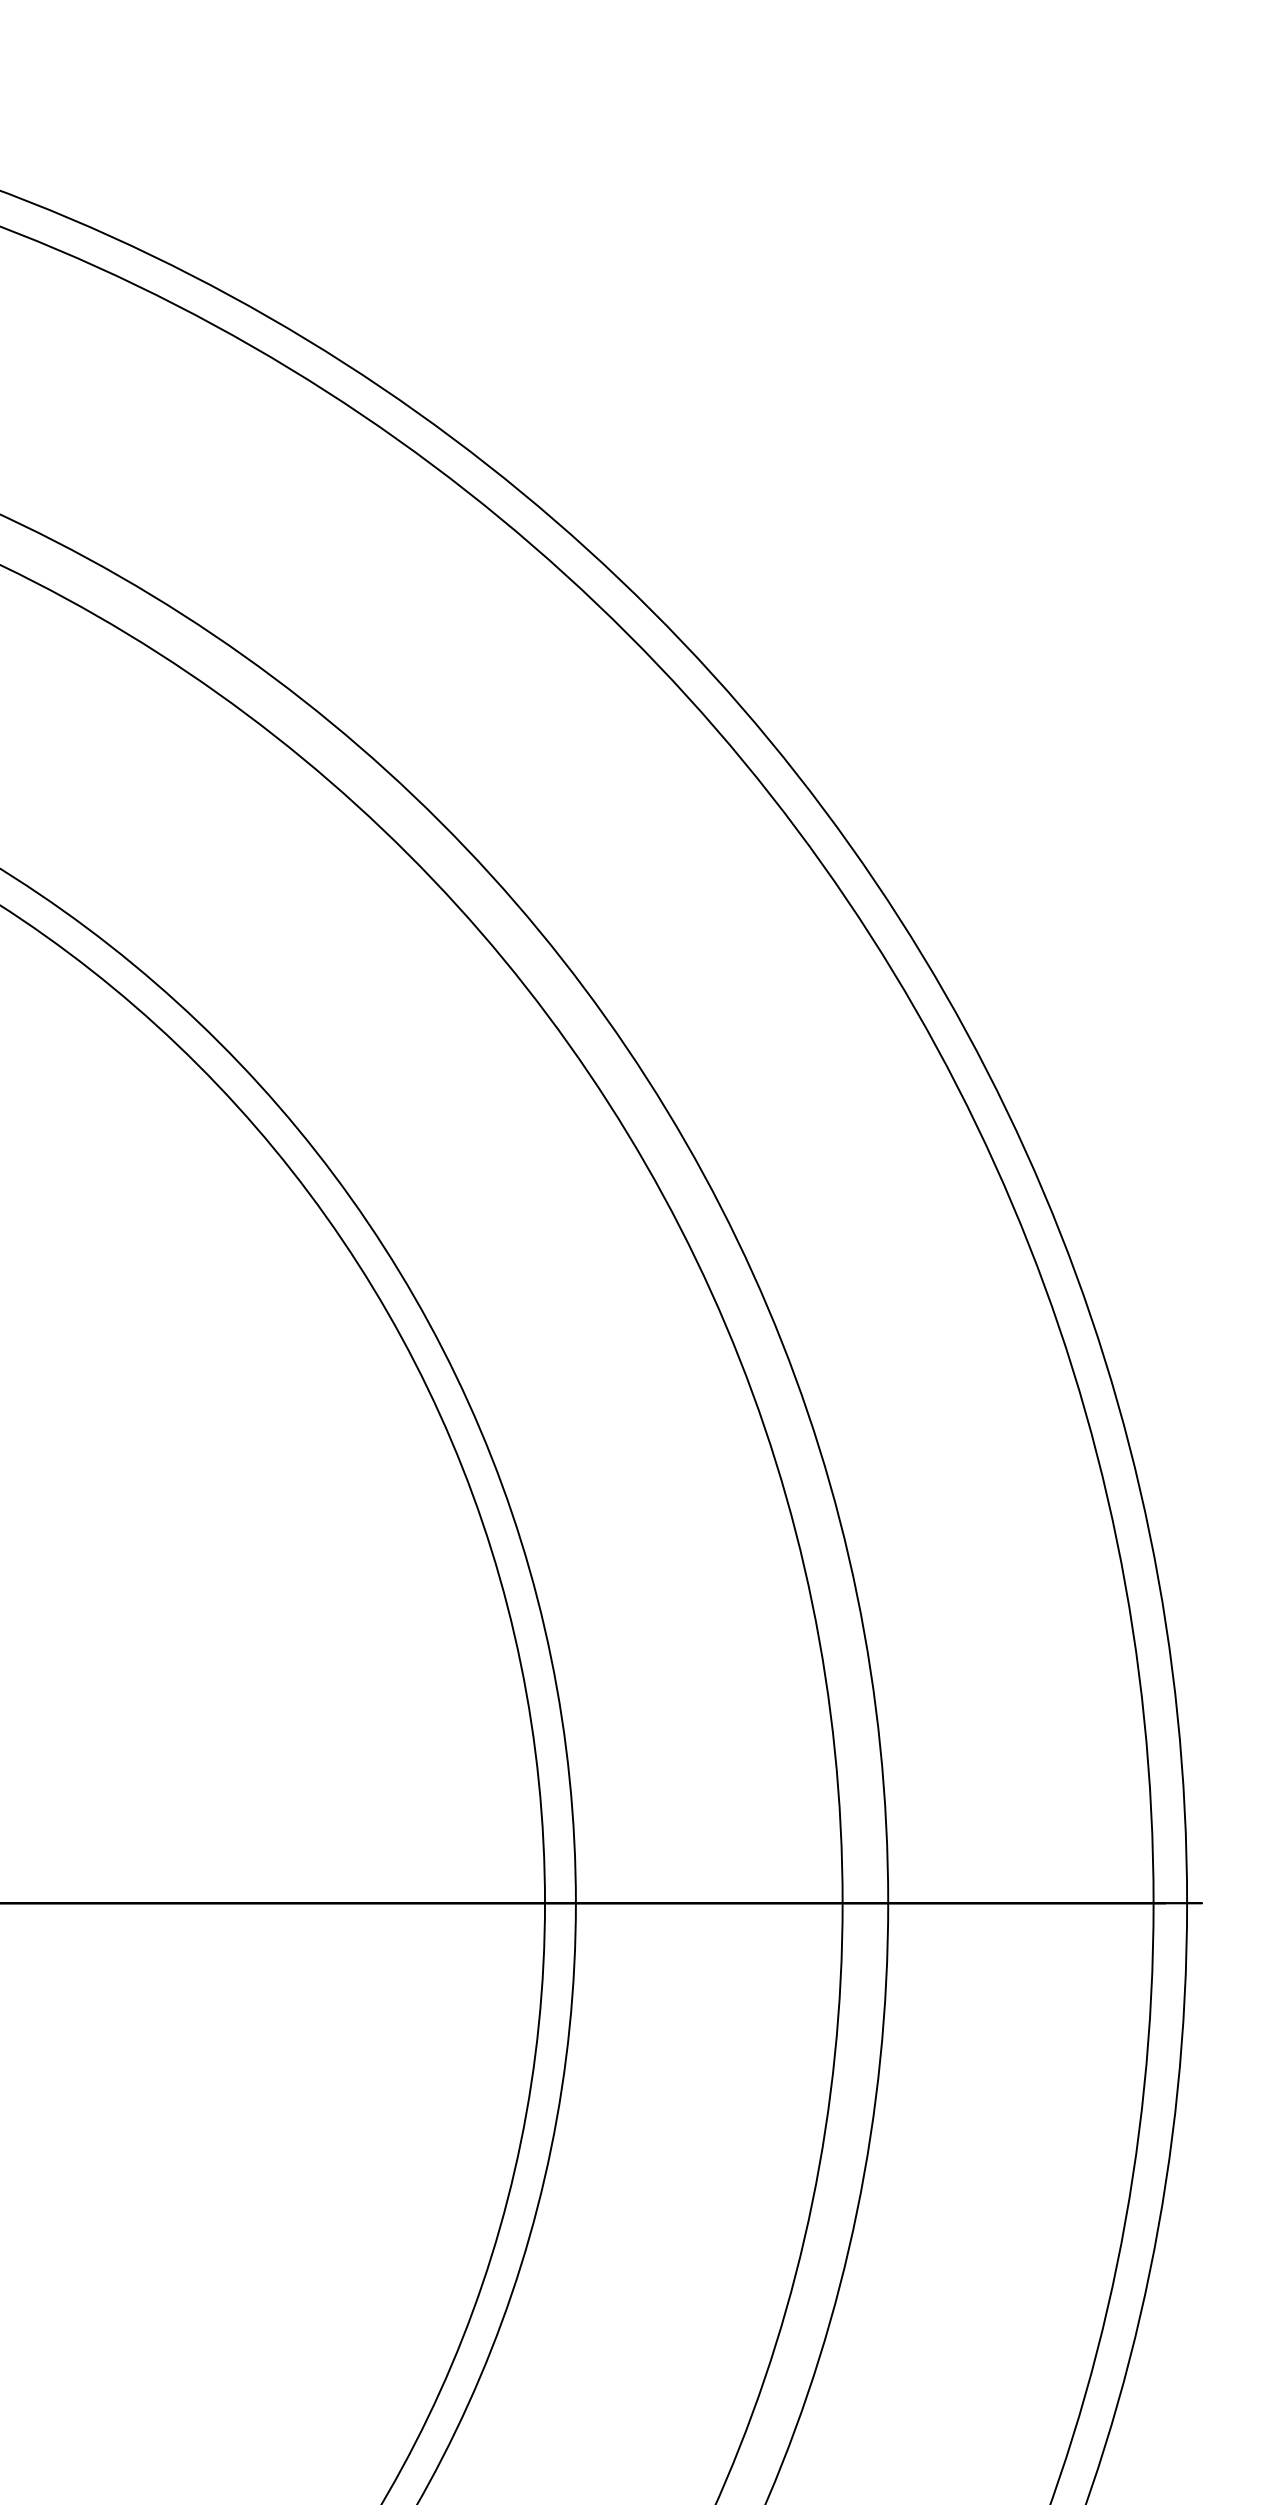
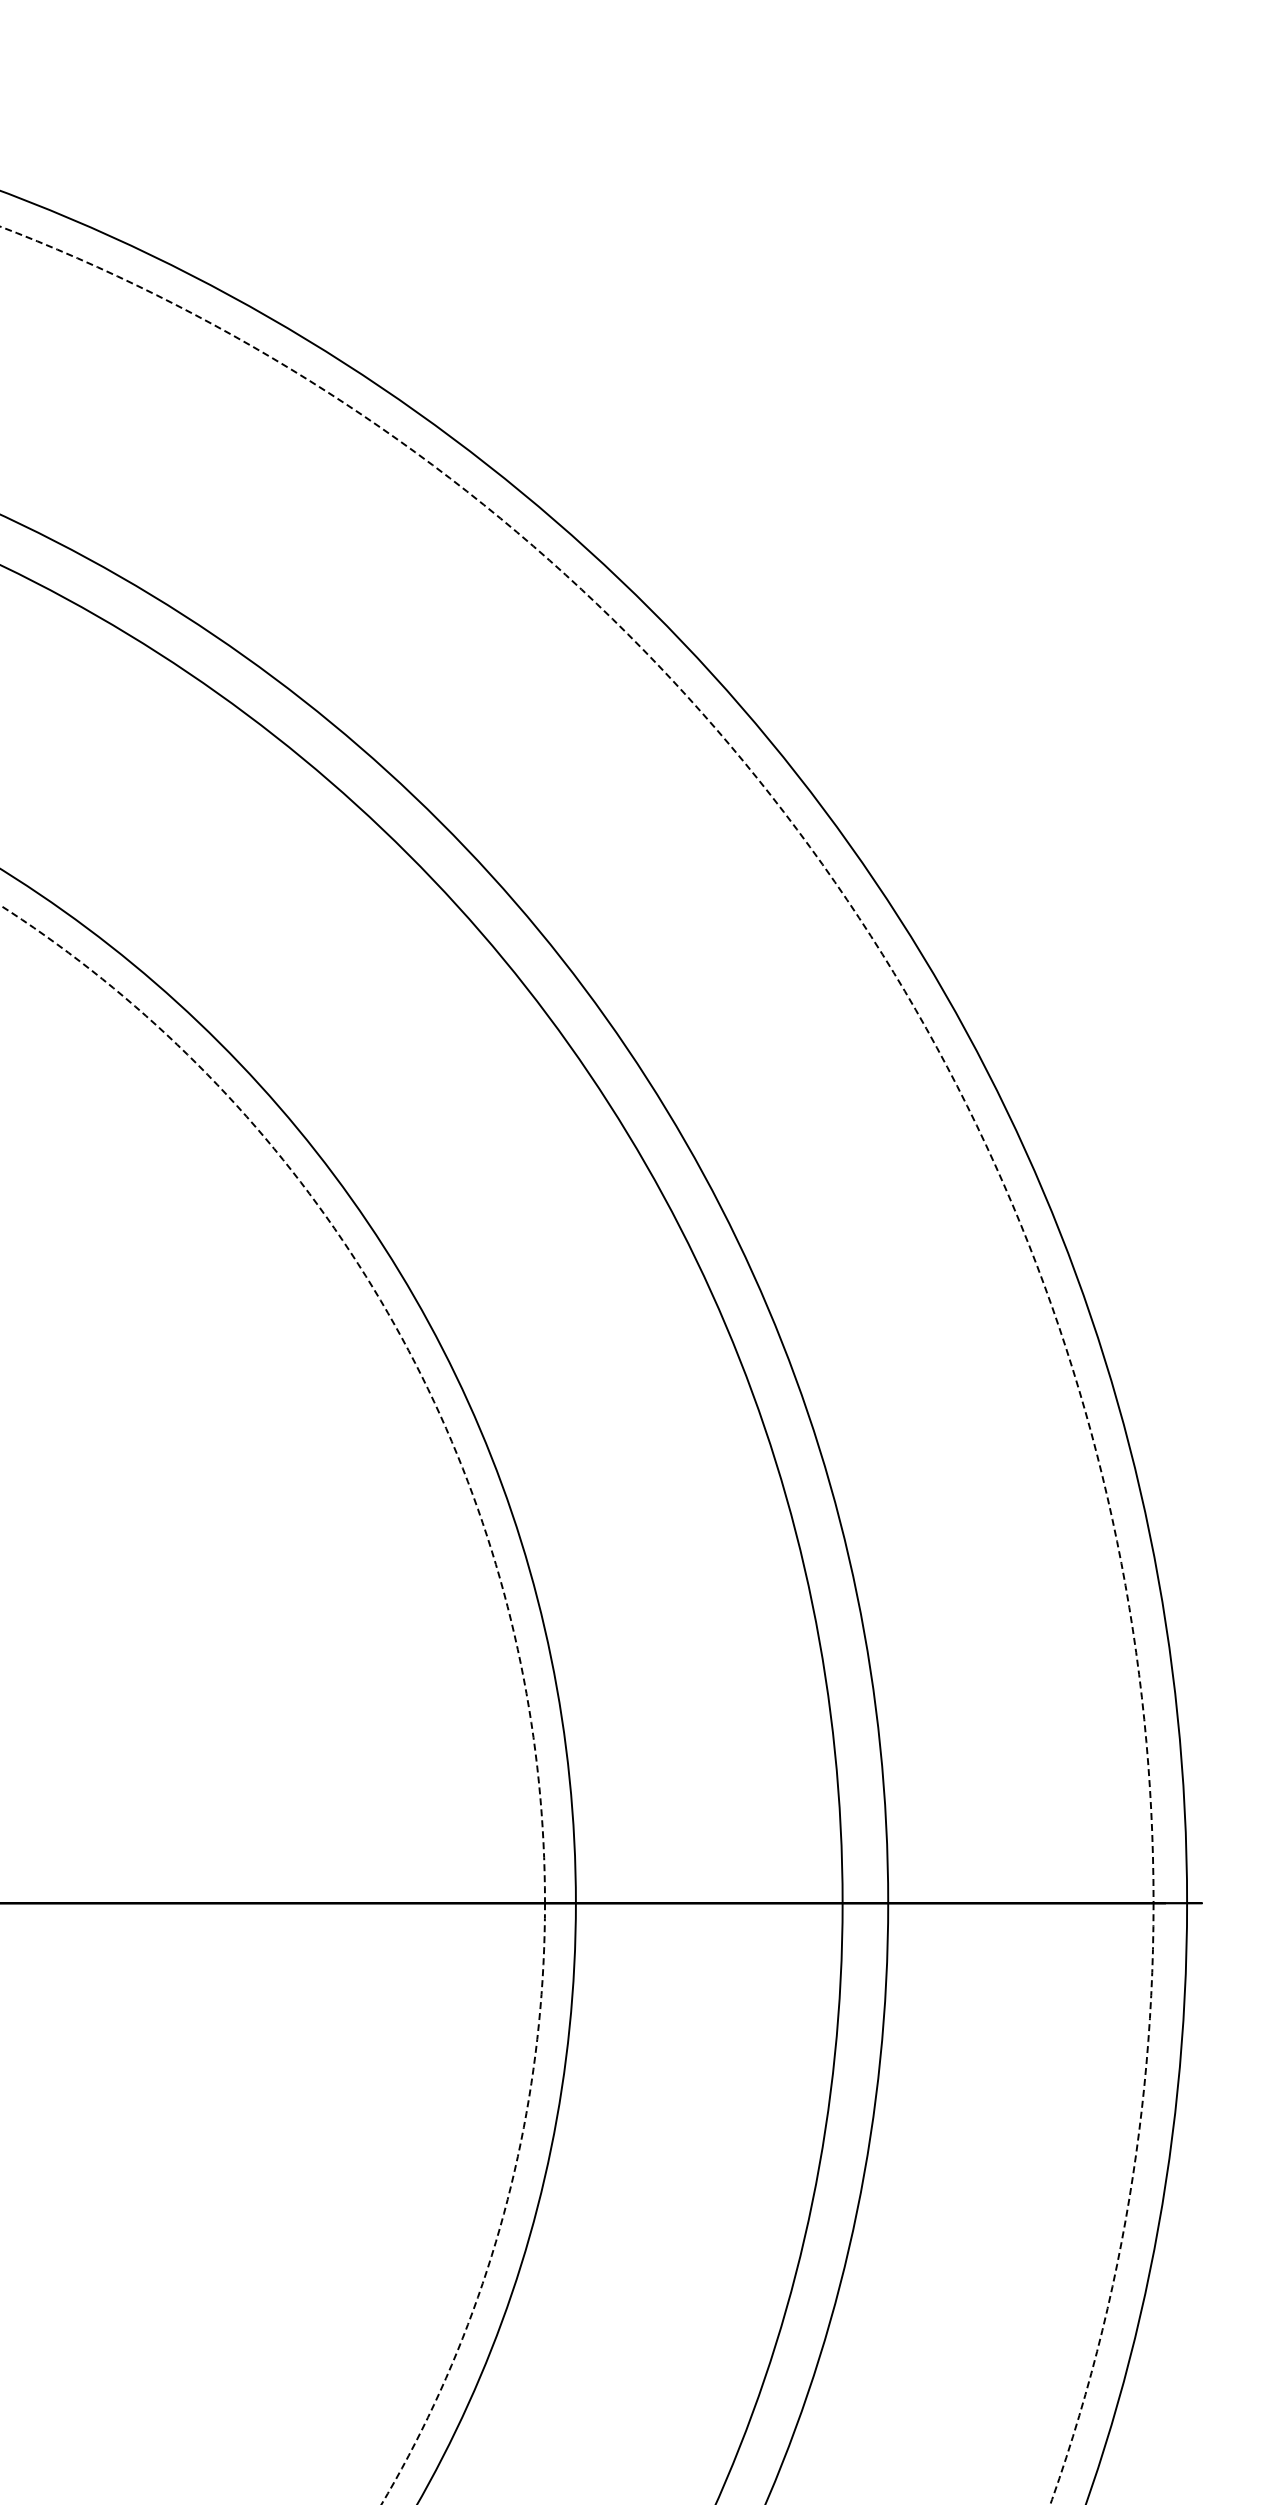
circle: solid -> dashed (576, 1365)
circle: solid -> dashed (272, 1704)
